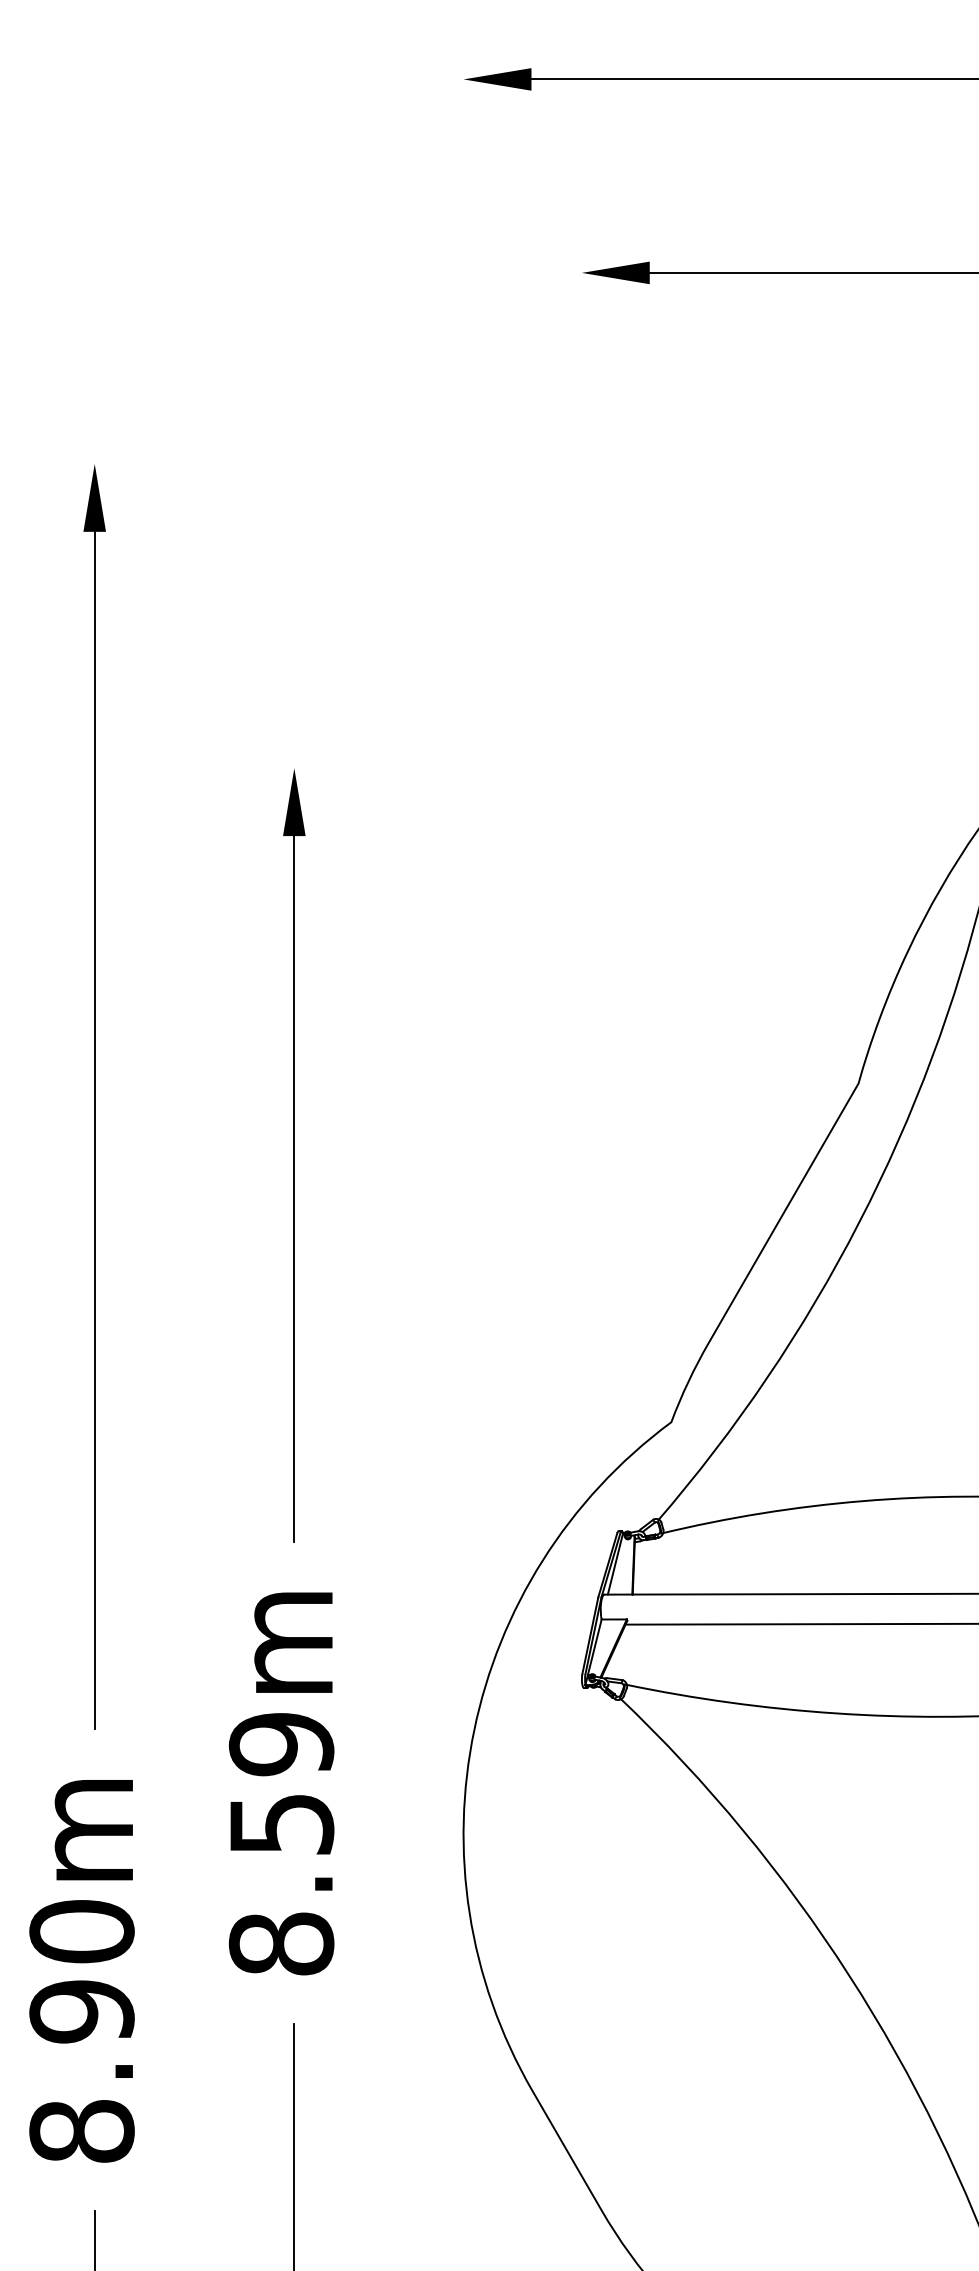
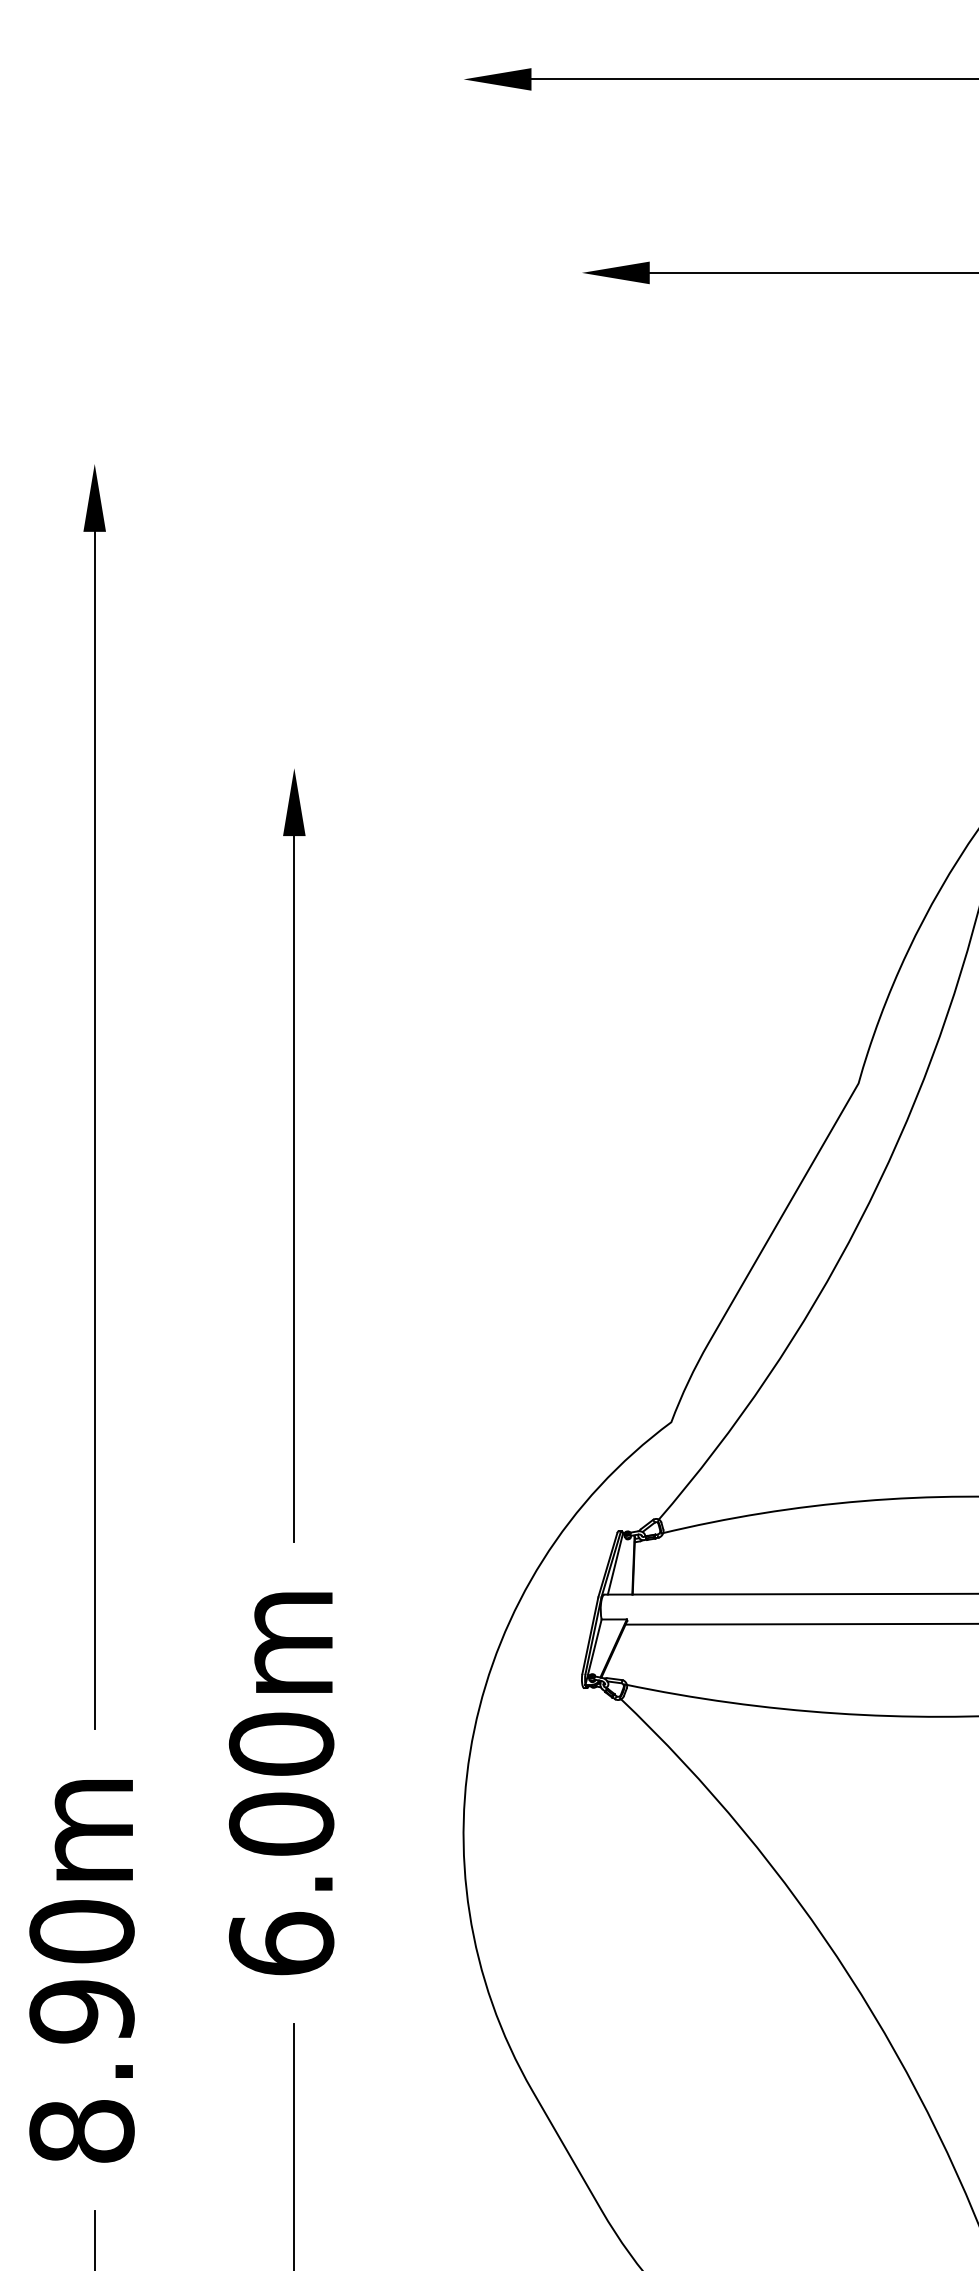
text: 8.59m -> 6.00m (281, 1843)
